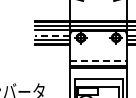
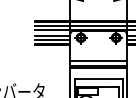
line: dashed -> solid (52, 35)
line: dashed -> solid (99, 61)
